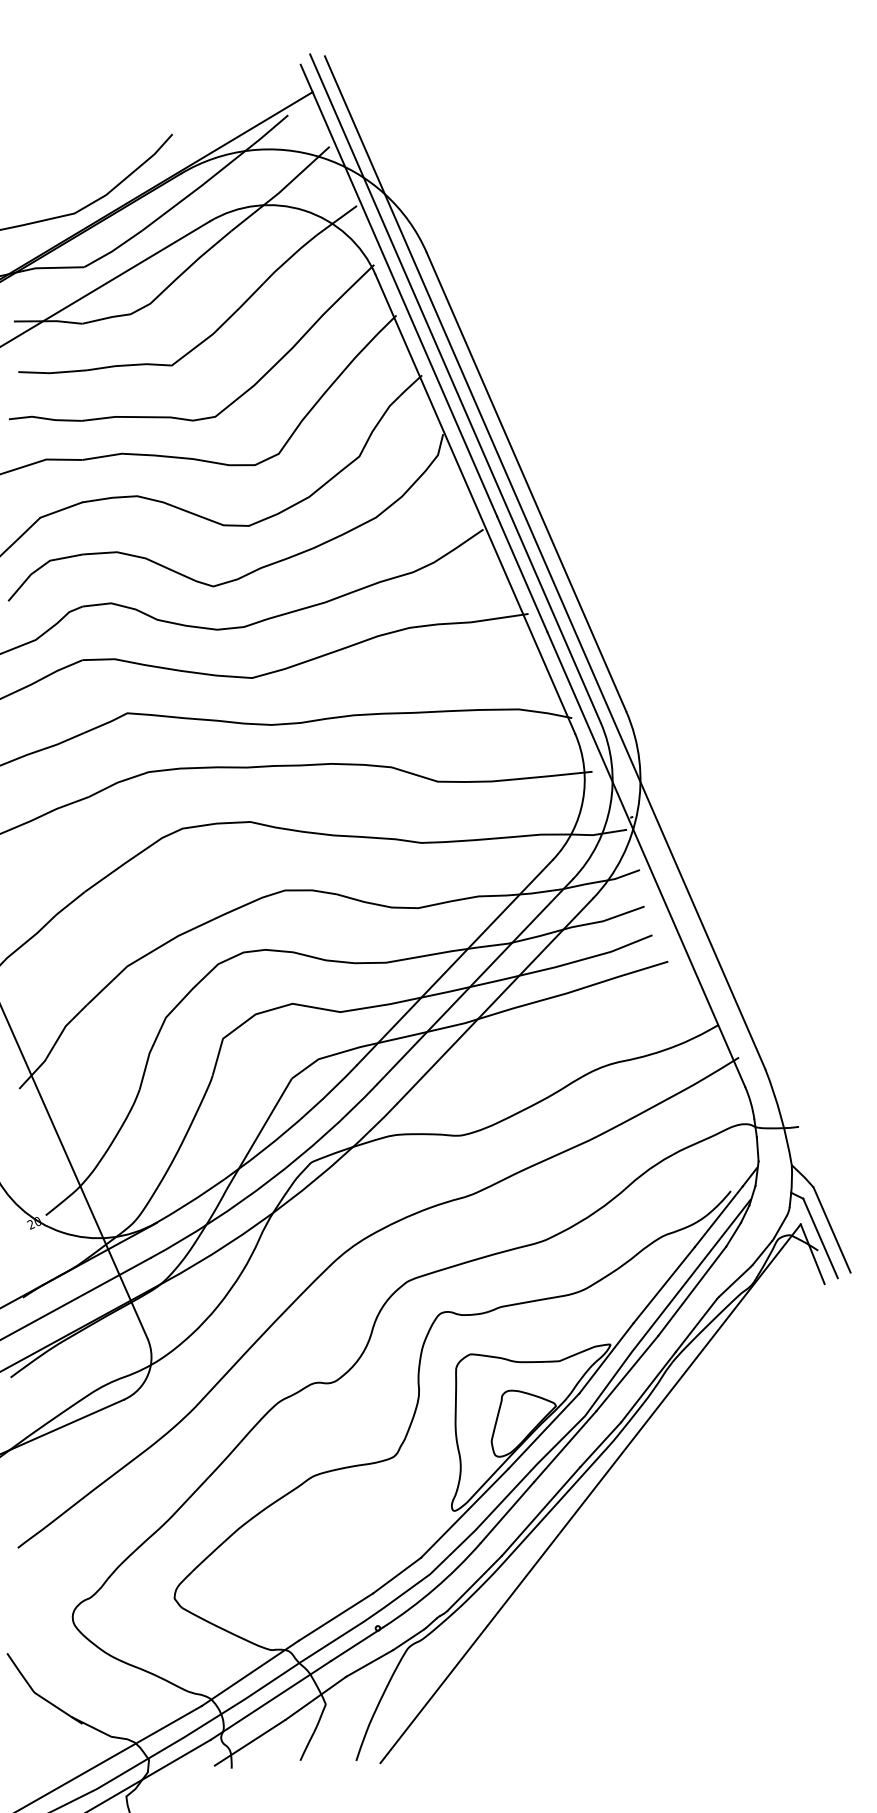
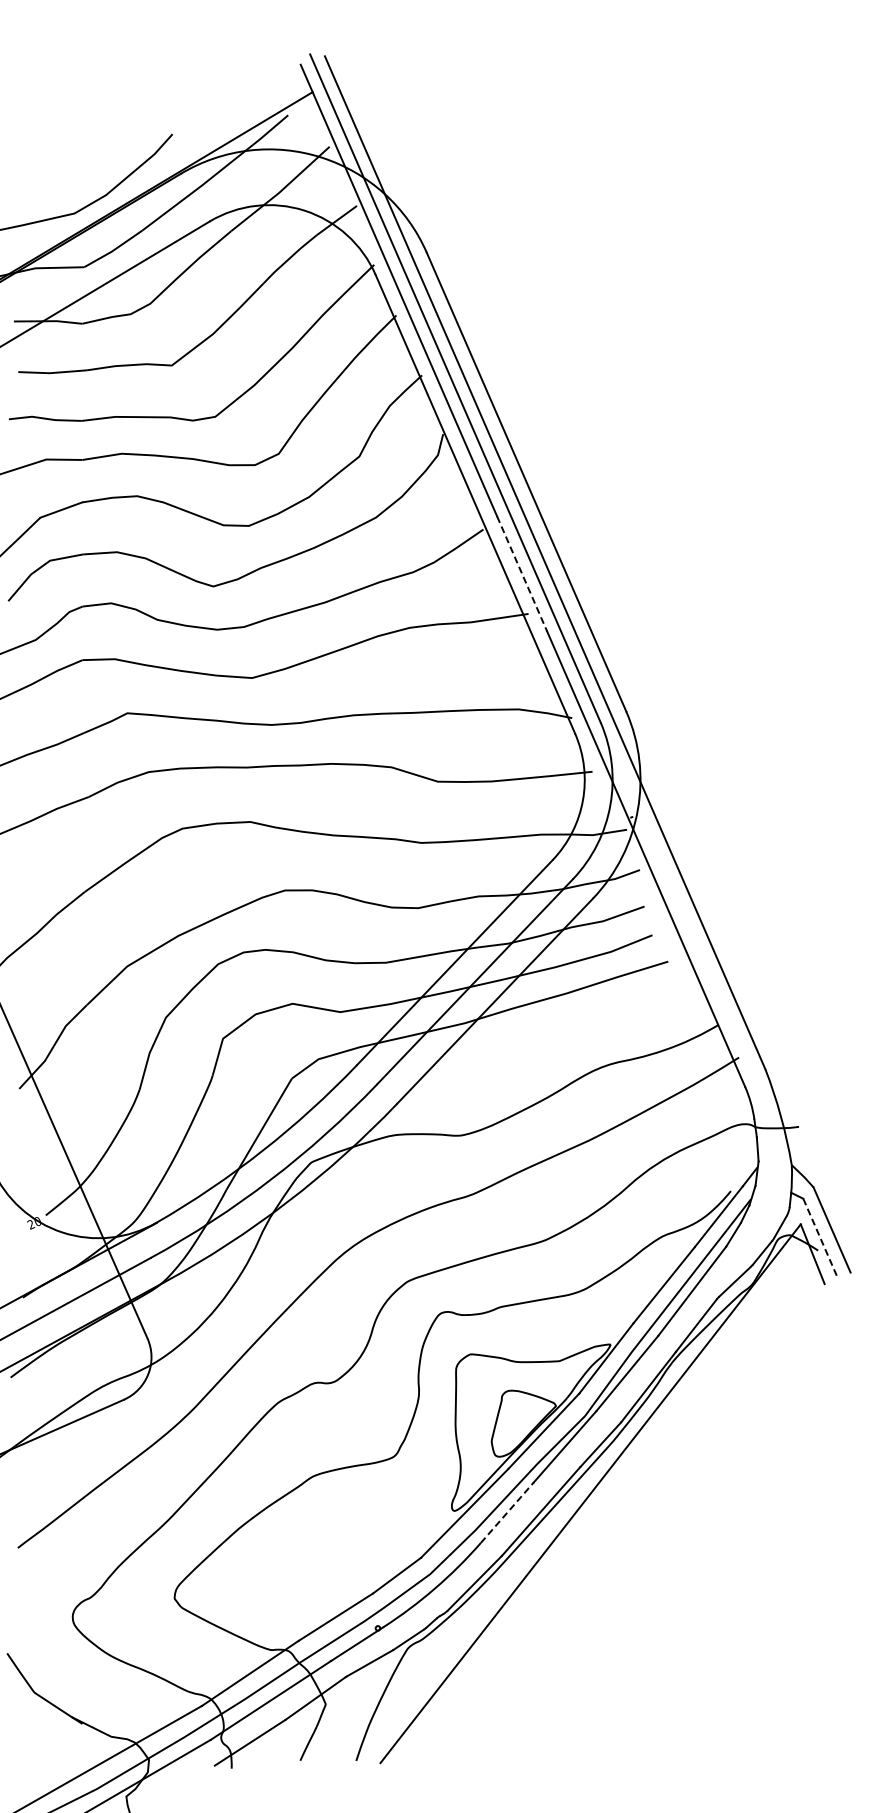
line: solid -> dashed (522, 574)
line: solid -> dashed (820, 1238)
line: solid -> dashed (507, 1512)
